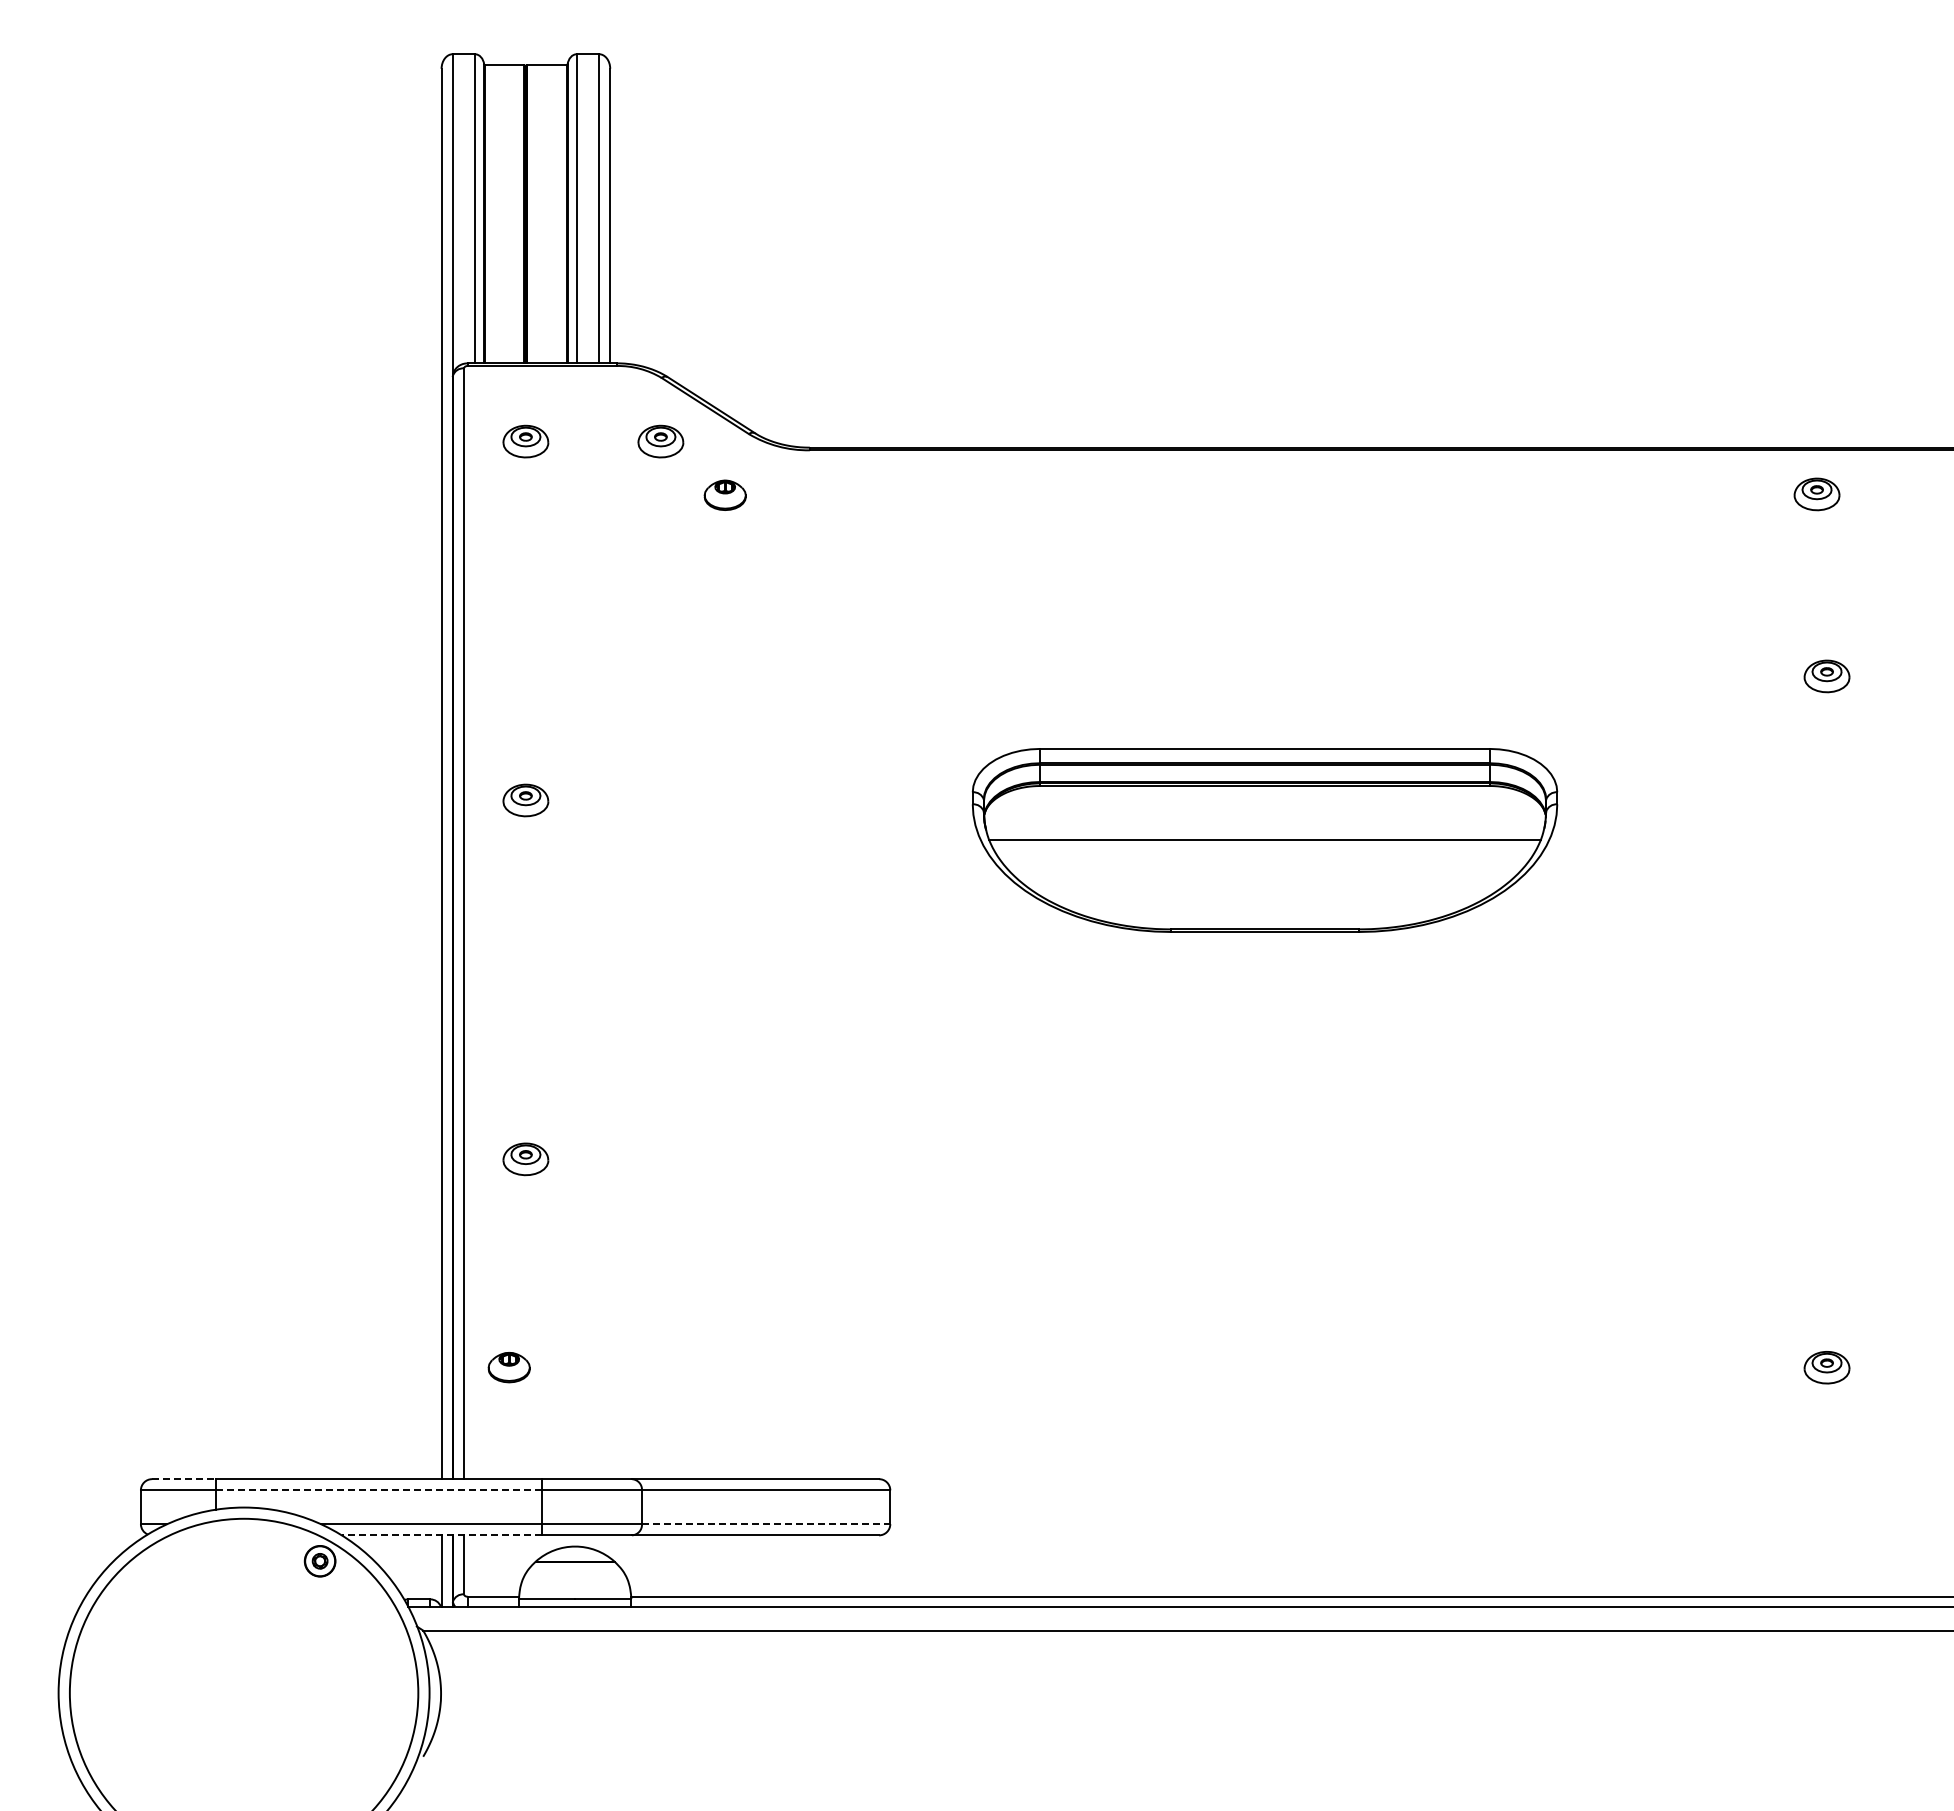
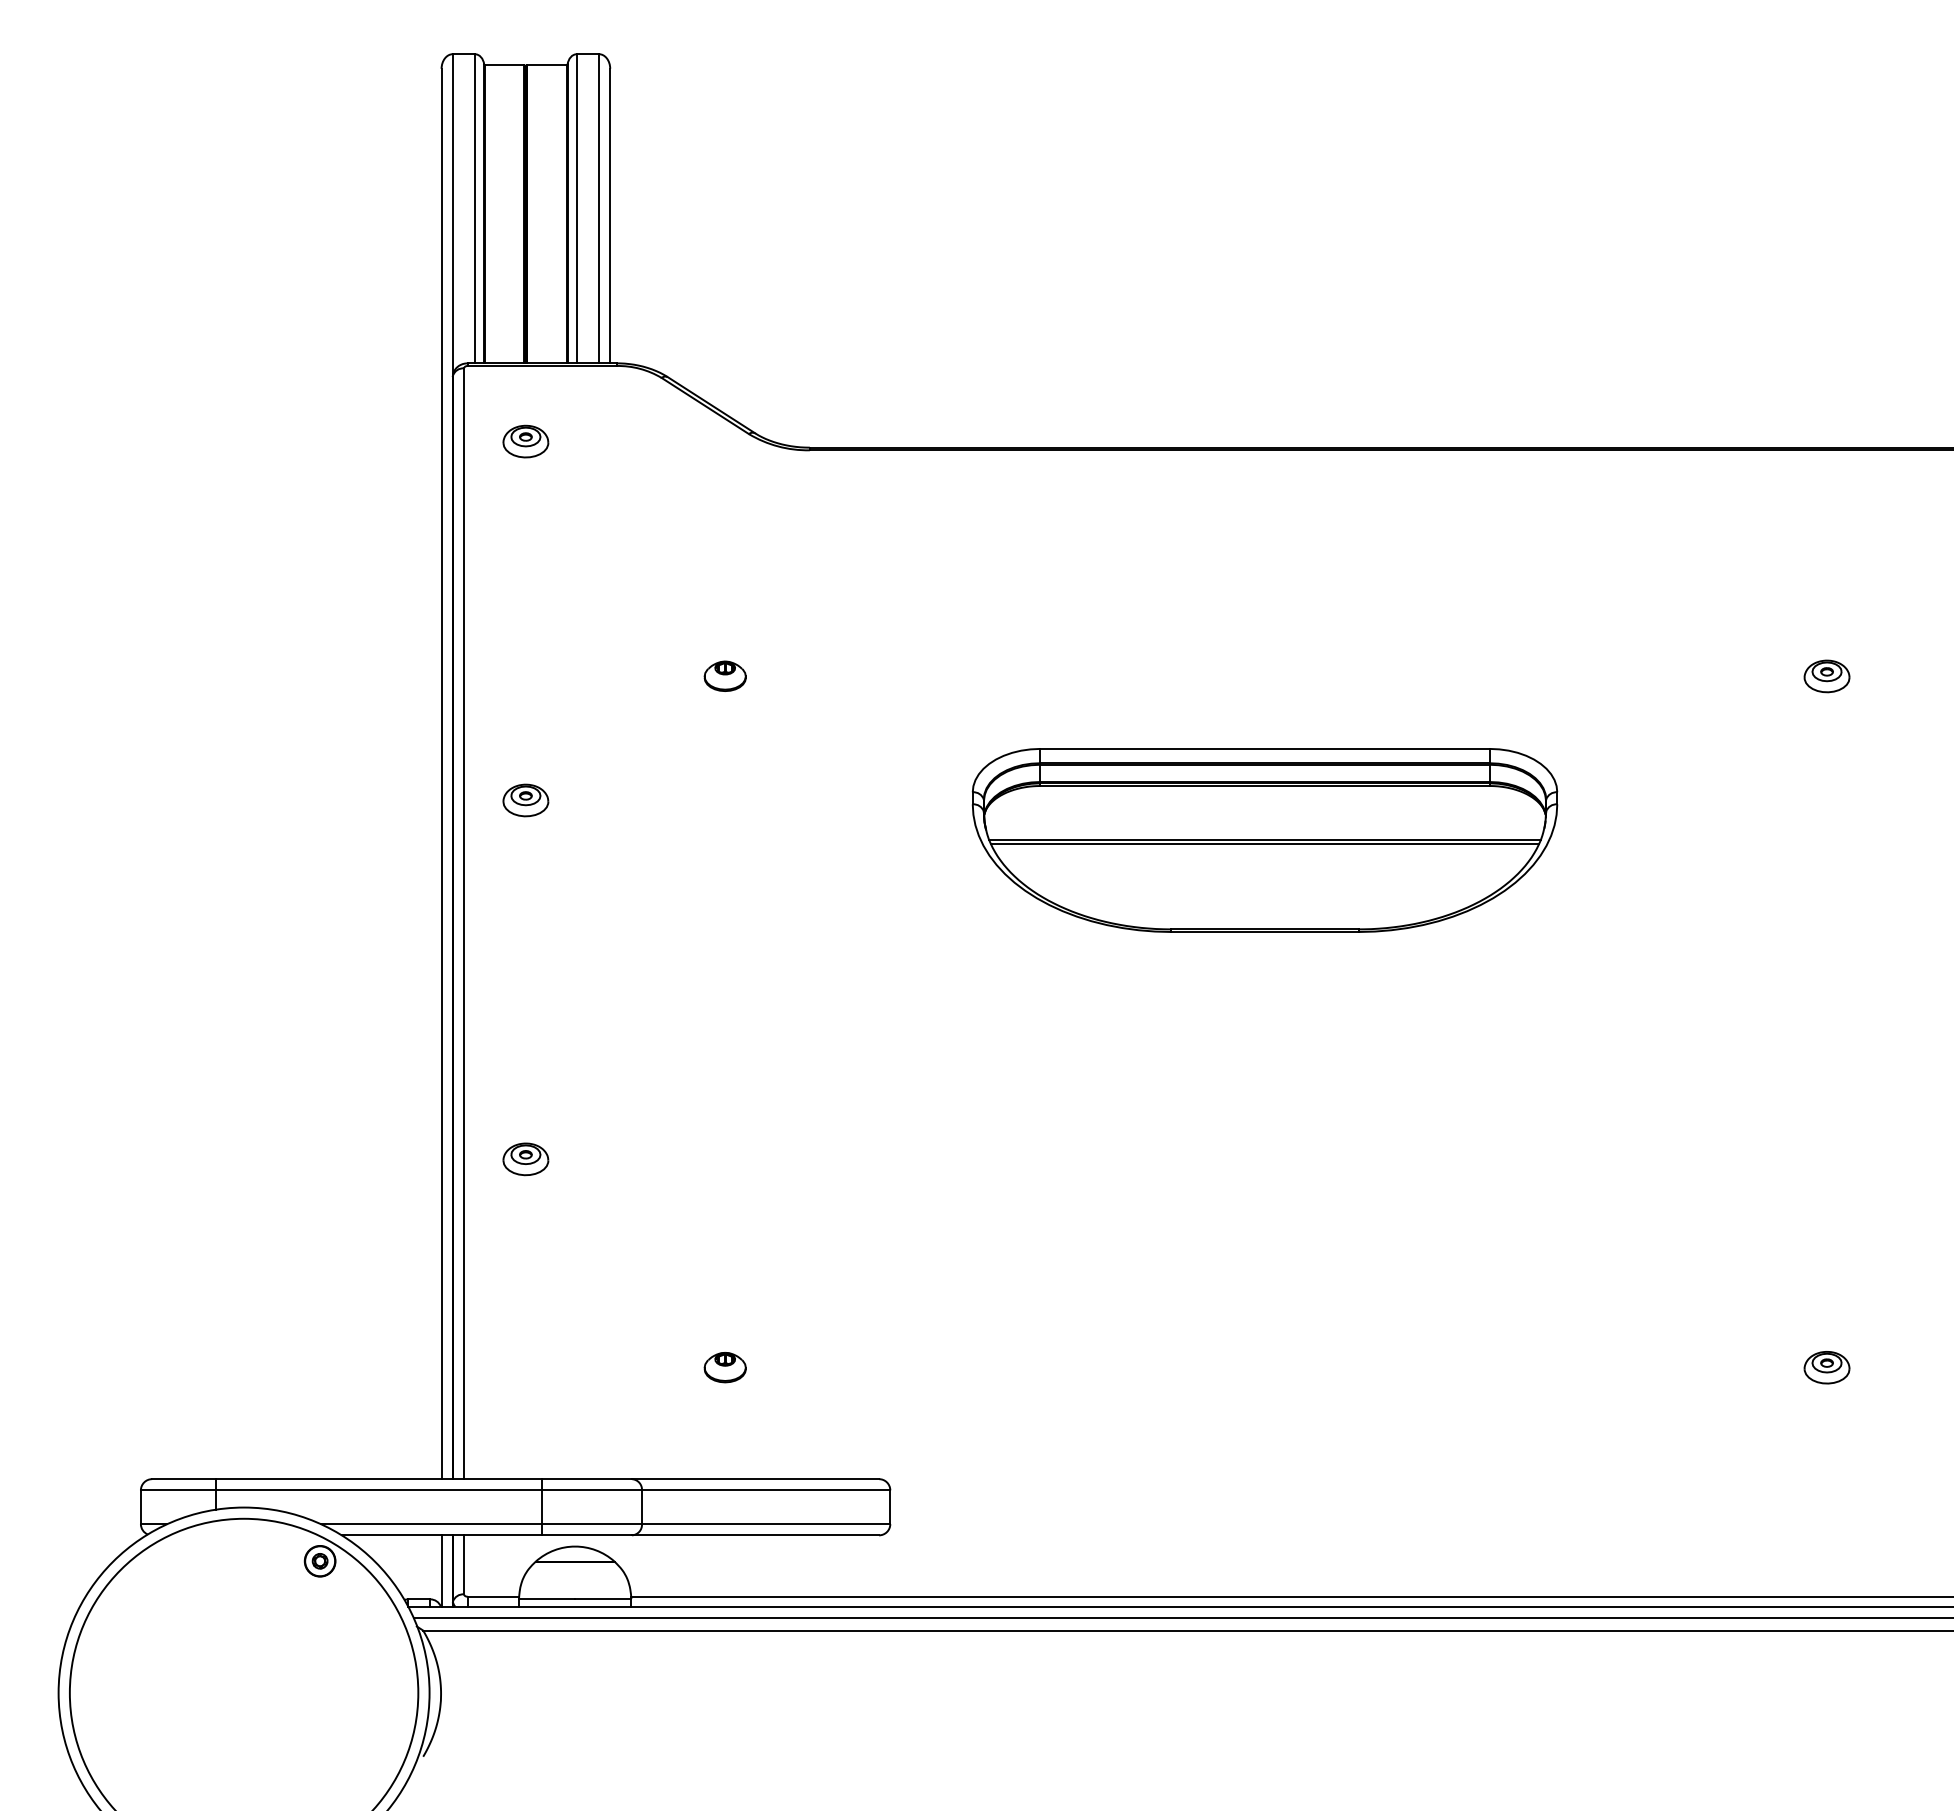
part: present -> none (660, 441)
part position: (724, 494) -> (724, 675) (724, 675)
part: present -> none (1816, 494)
line: none -> present (1264, 843)
part position: (508, 1367) -> (724, 1367) (724, 1367)
line: dashed -> solid (183, 1479)
line: dashed -> solid (378, 1490)
line: dashed -> solid (766, 1524)
line: dashed -> solid (441, 1535)
line: none -> present (1181, 1617)
